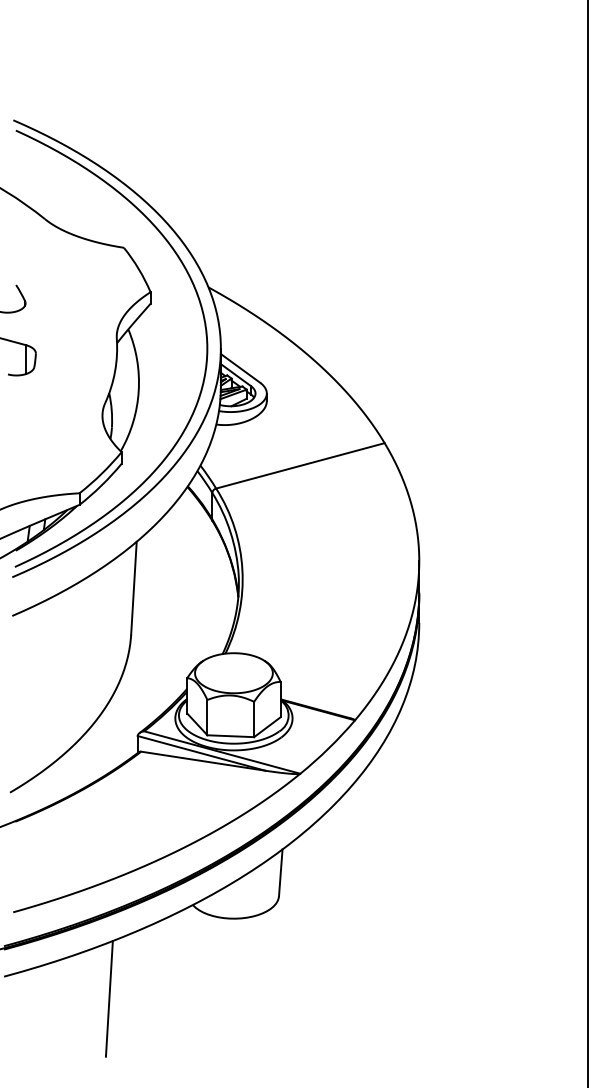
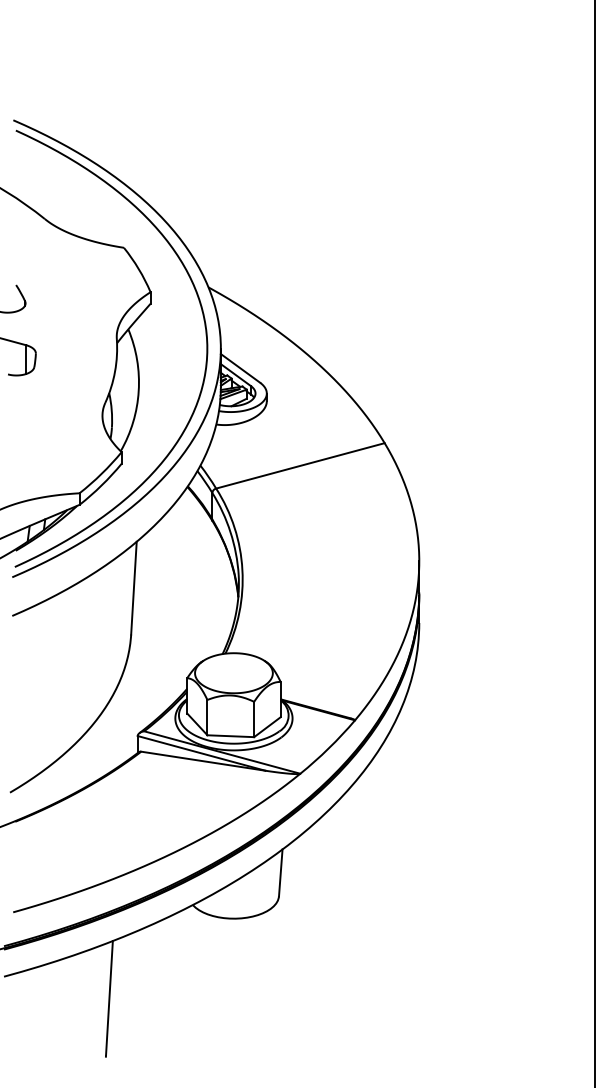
line position: (587, 543) -> (594, 543) (594, 543)
